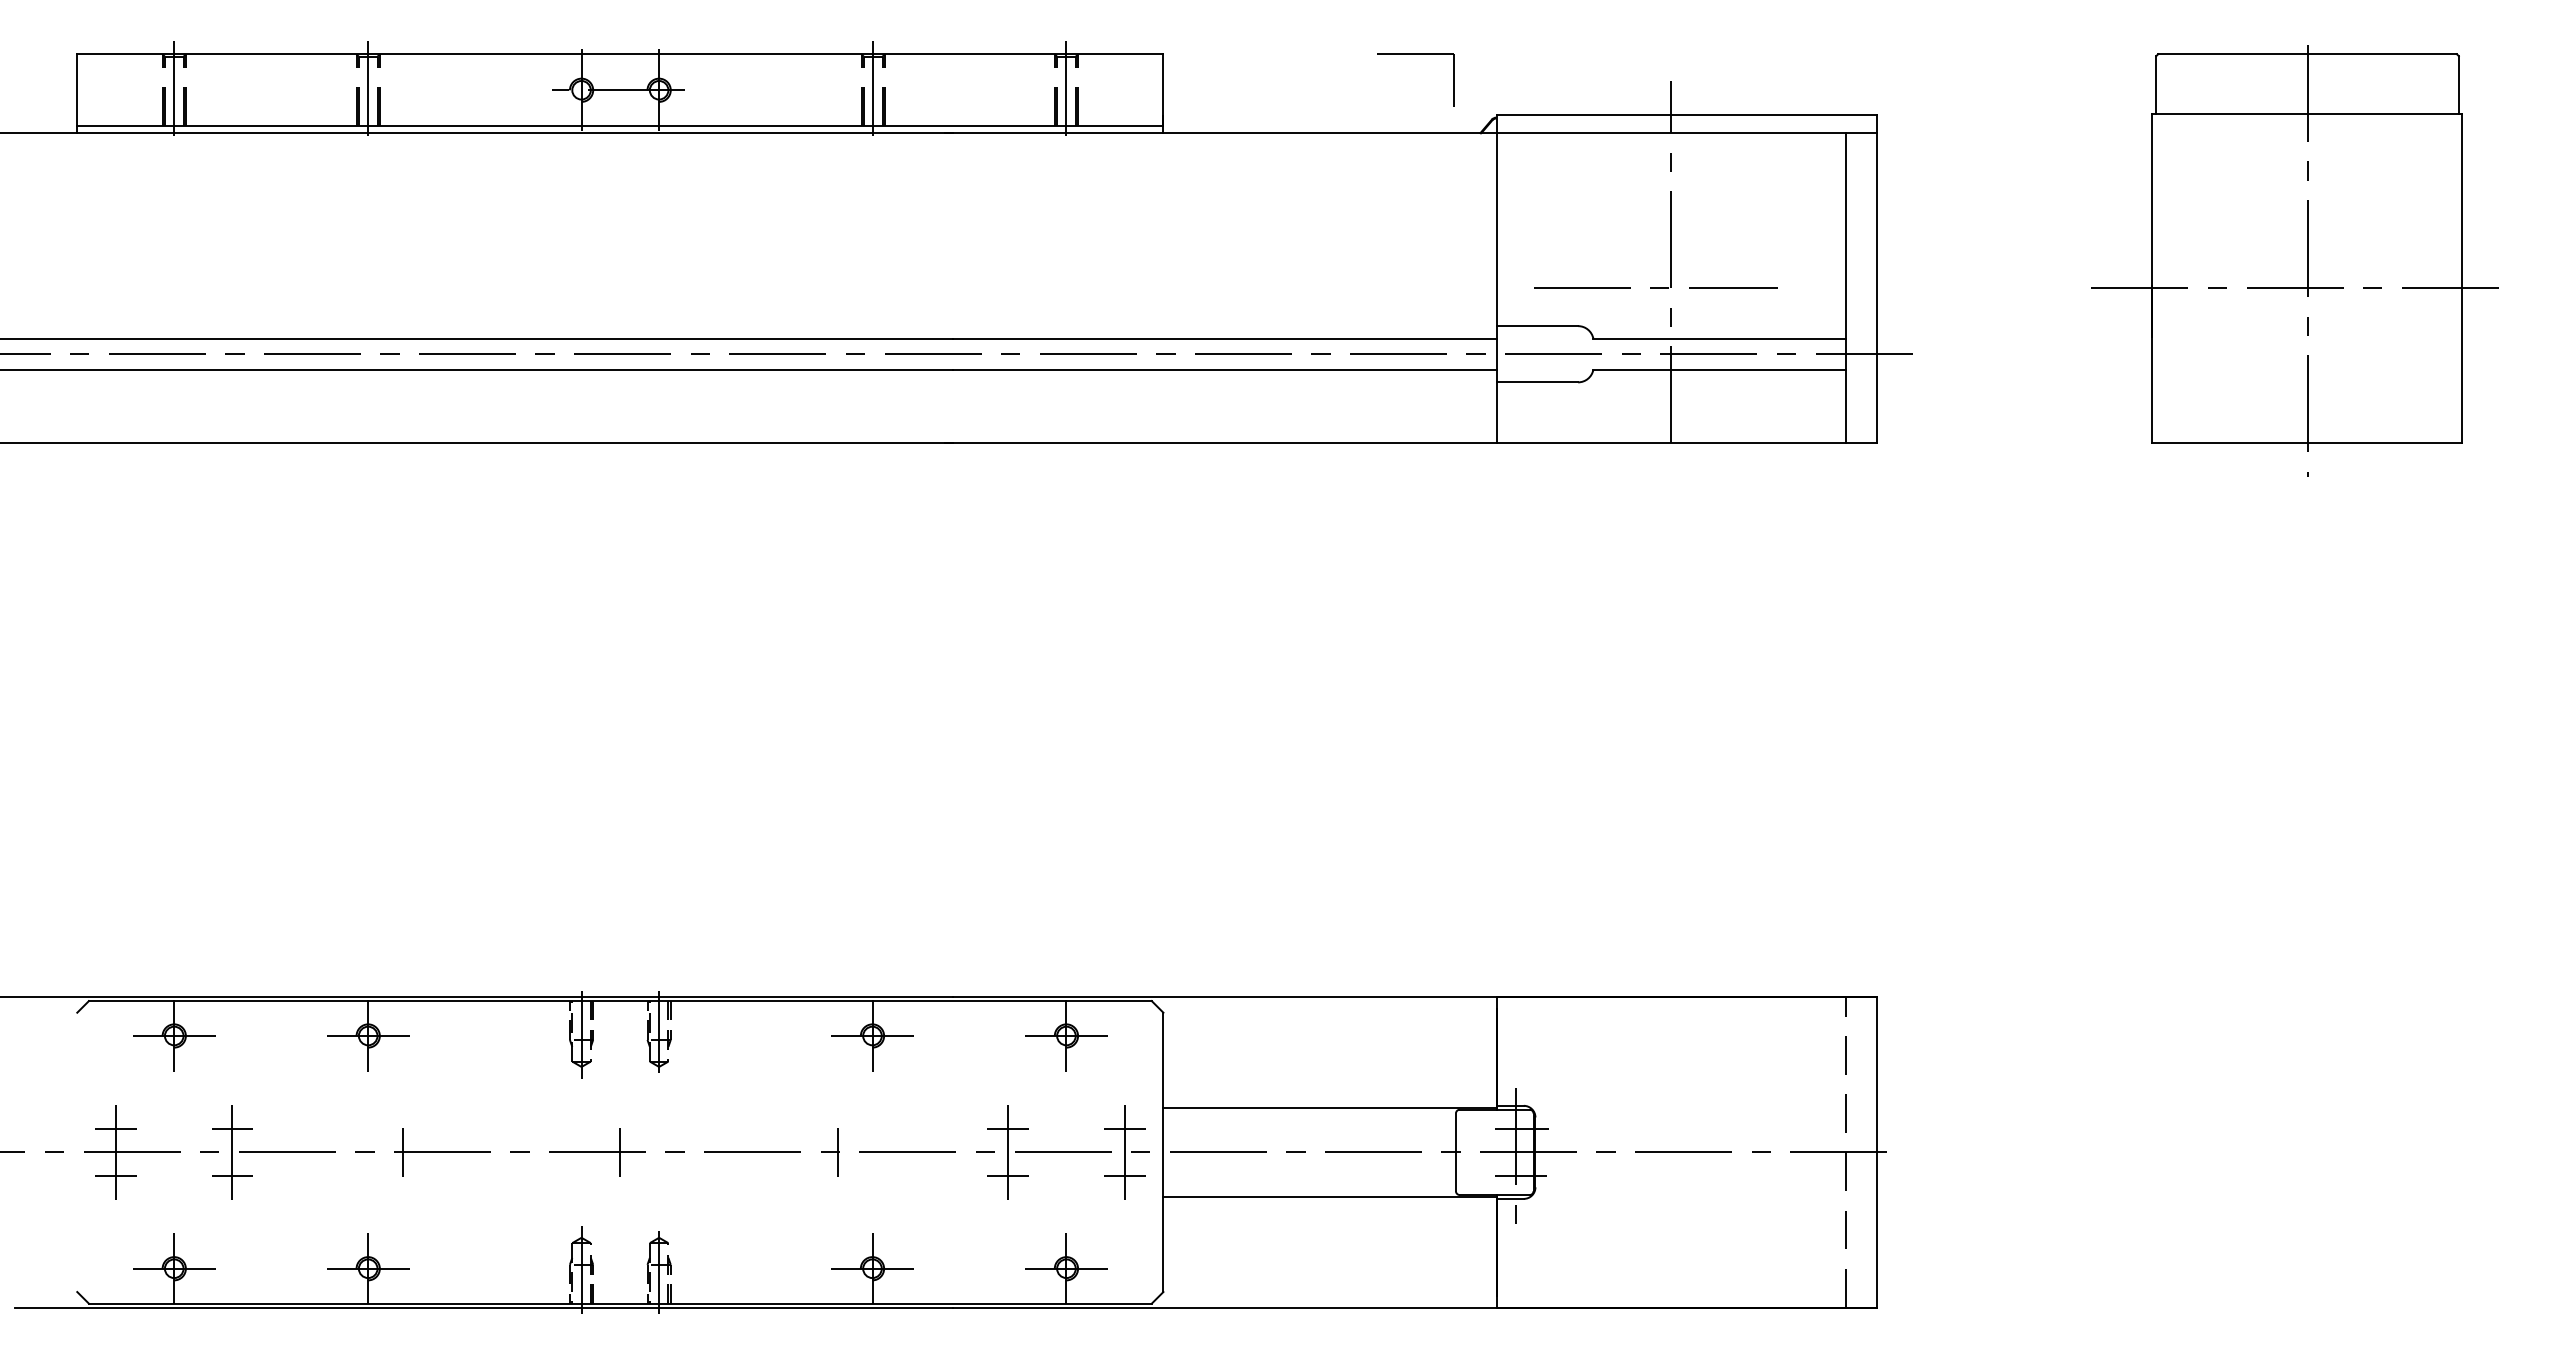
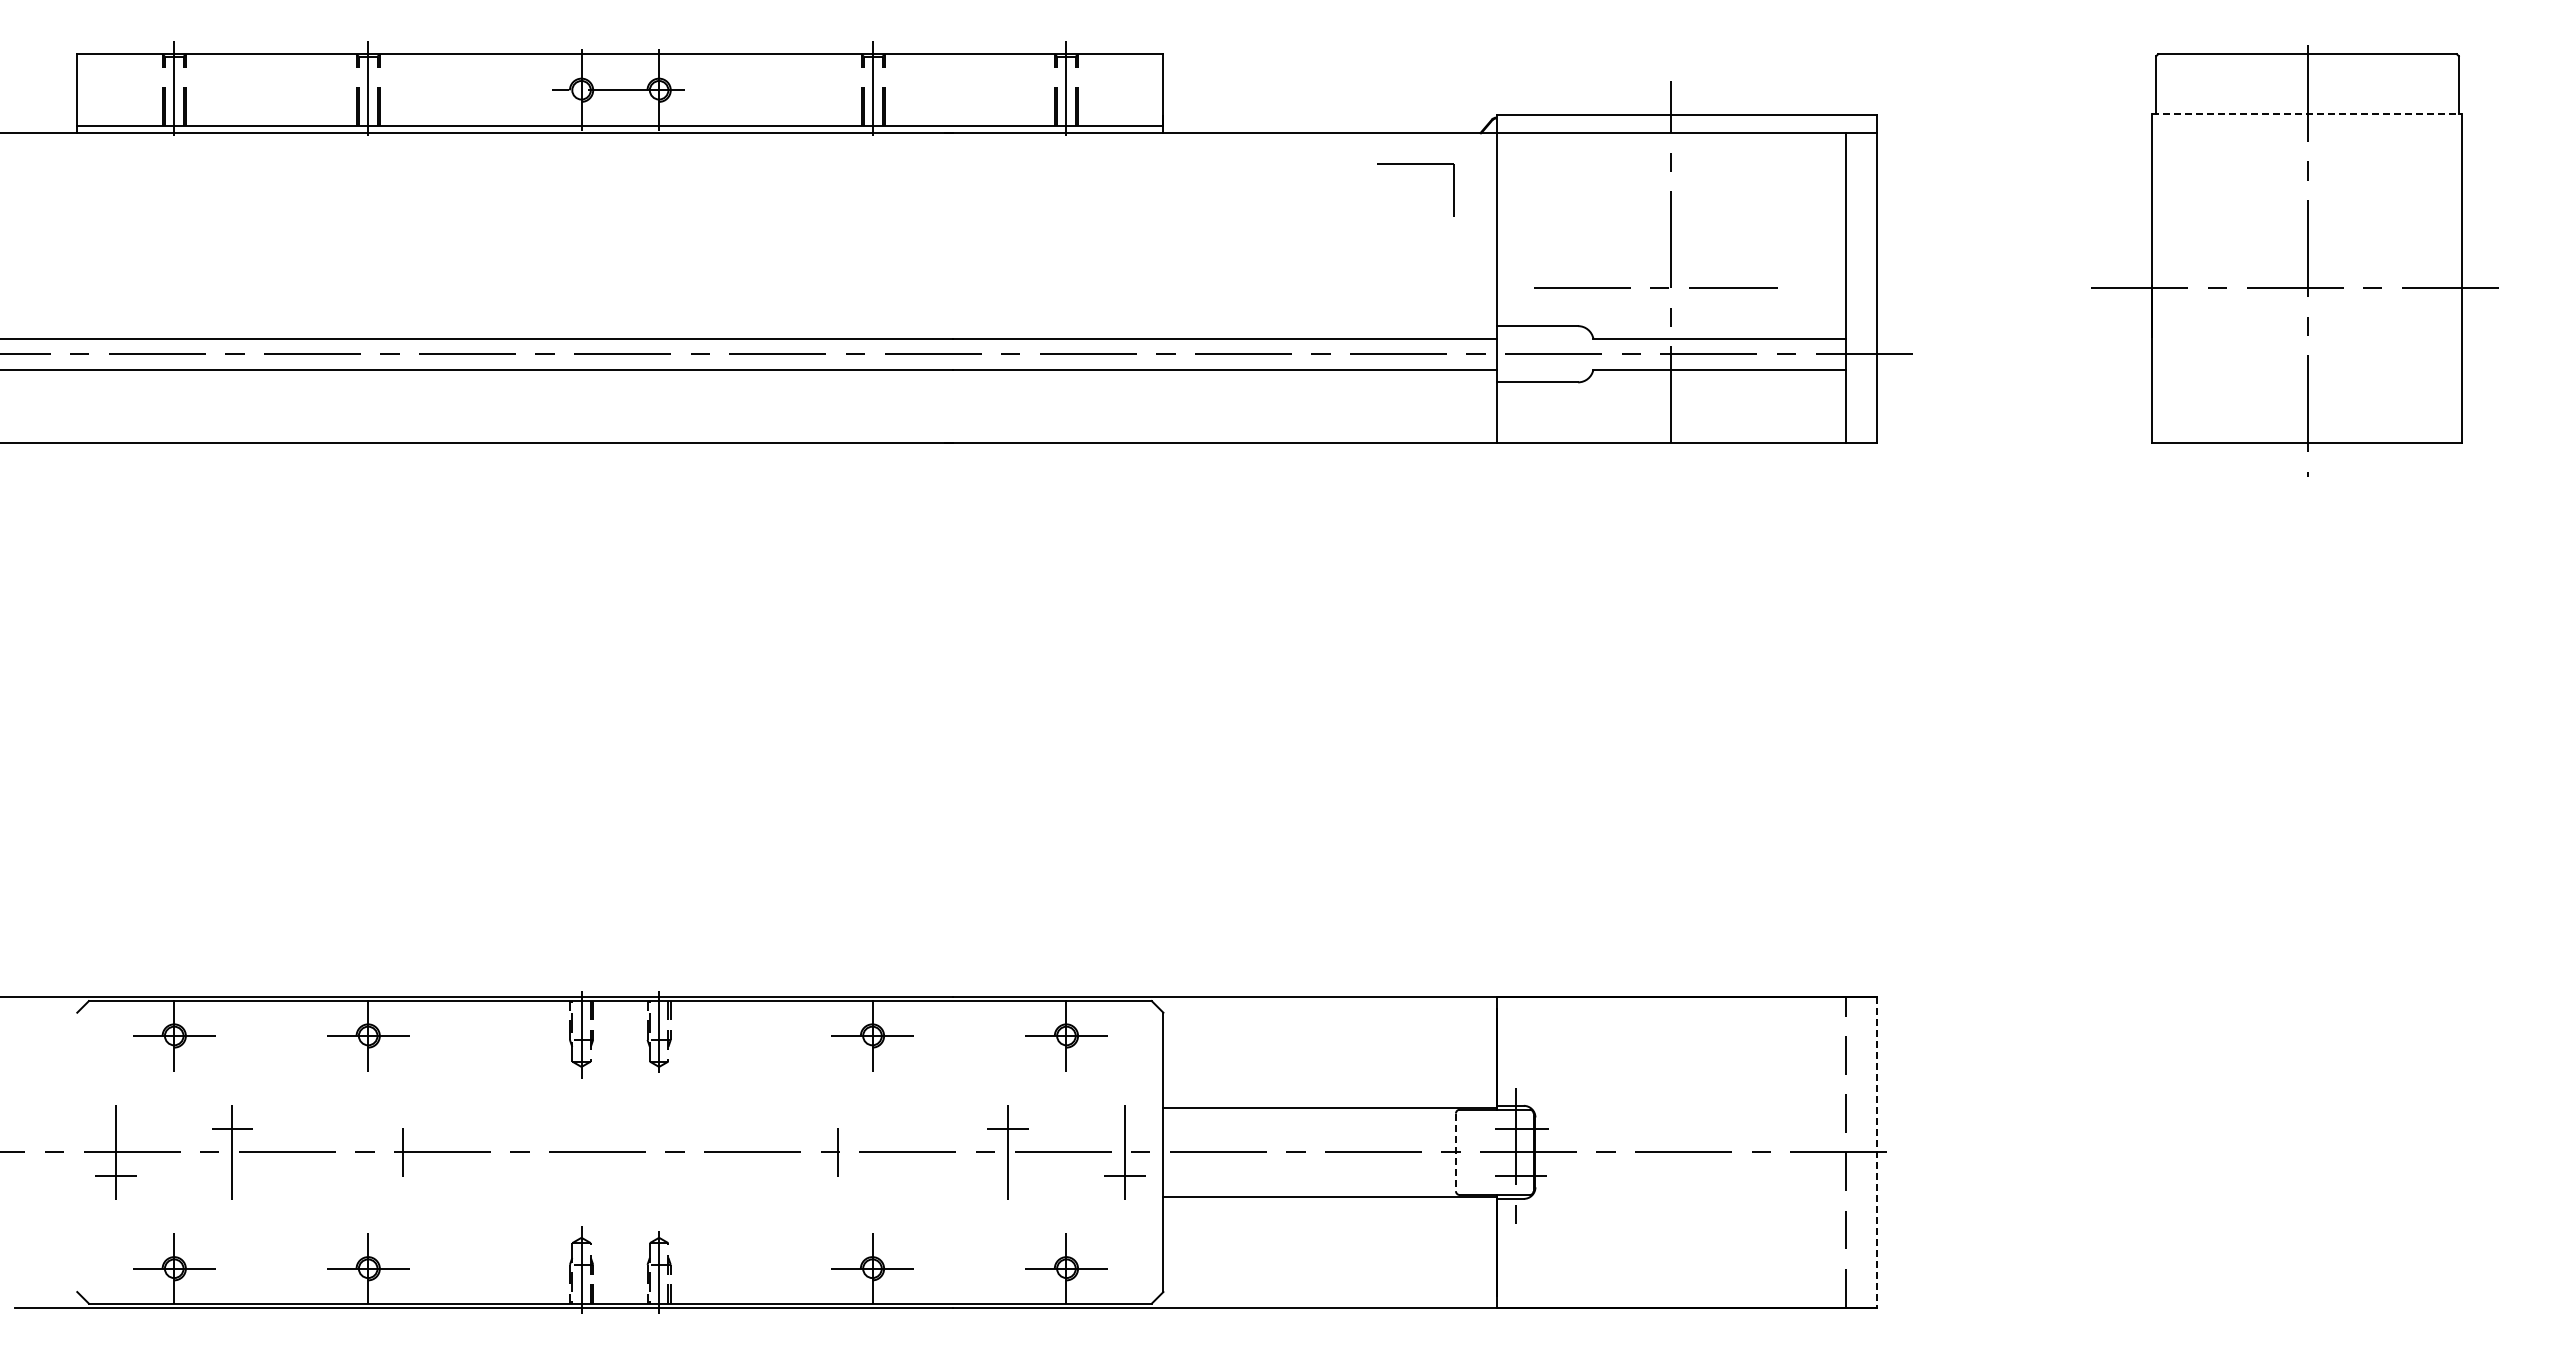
part position: (1415, 54) -> (1415, 164) (1415, 164)
line: solid -> dashed (2307, 113)
line: present -> none (115, 1129)
line: present -> none (1124, 1129)
line: present -> none (620, 1152)
line: solid -> dashed (1455, 1152)
line: solid -> dashed (1876, 1152)
line: present -> none (232, 1175)
line: present -> none (1008, 1175)
